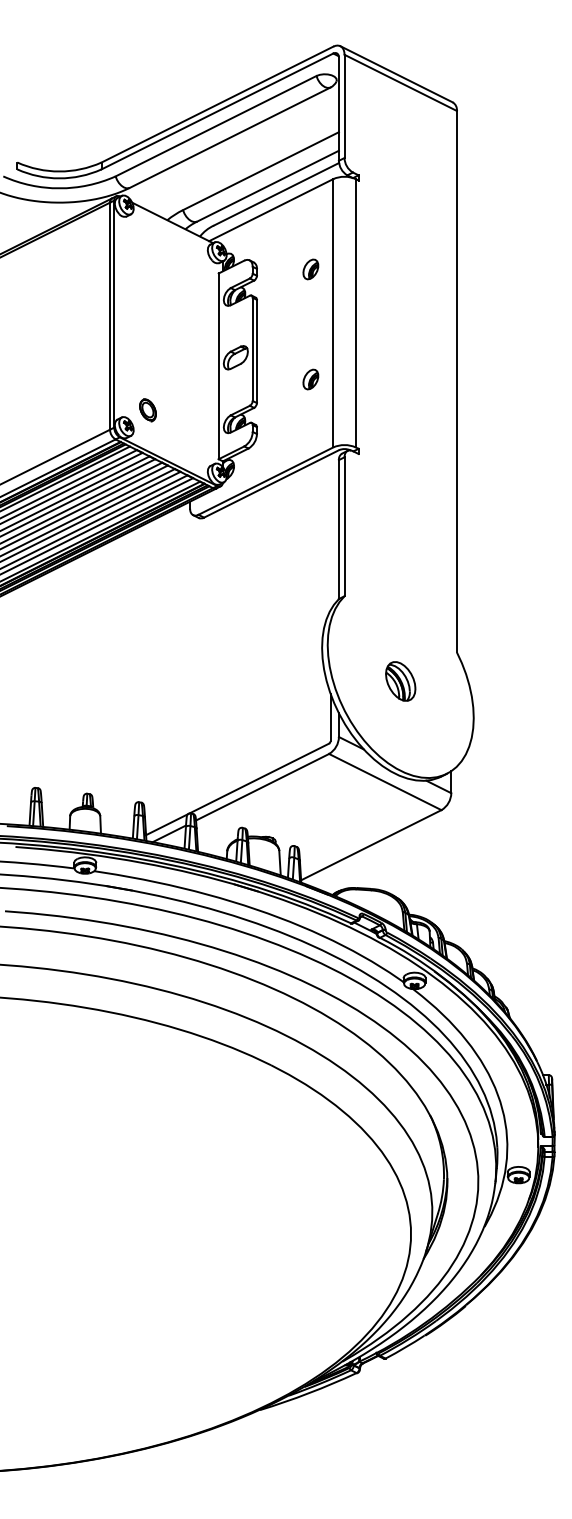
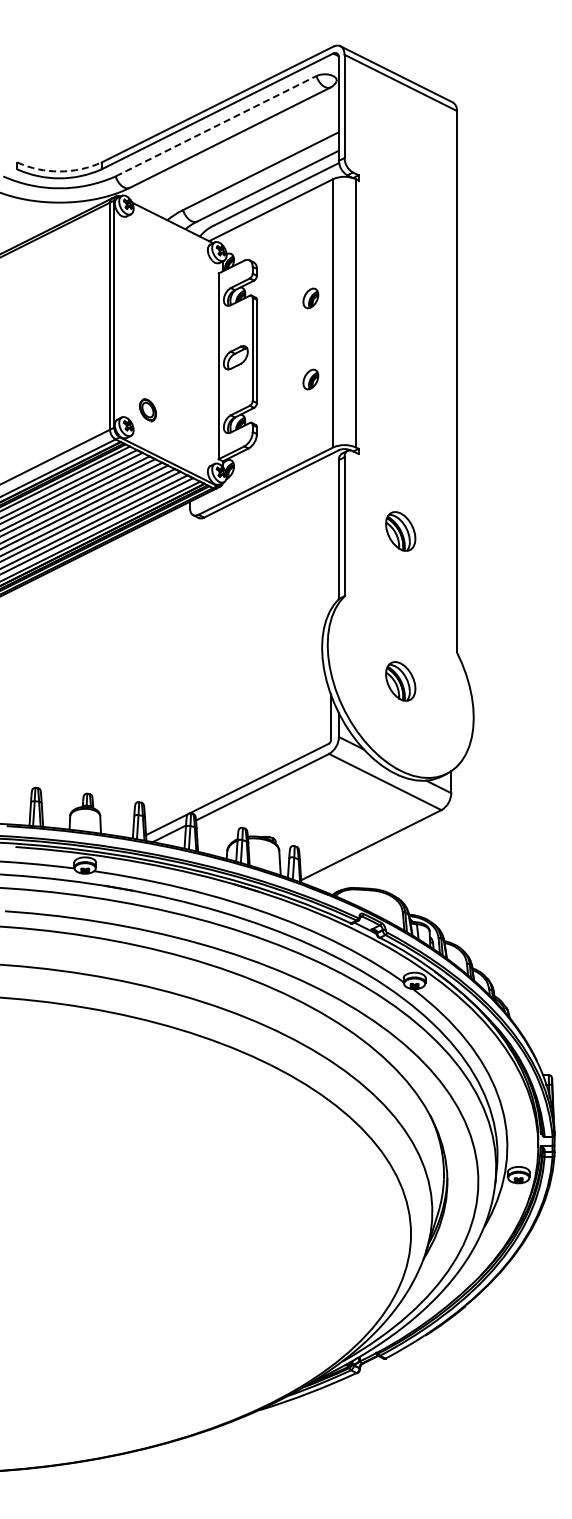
line: solid -> dashed (216, 126)
arc: solid -> dashed (59, 171)
part position: (310, 269) -> (310, 298) (310, 298)
part: none -> present (400, 531)
